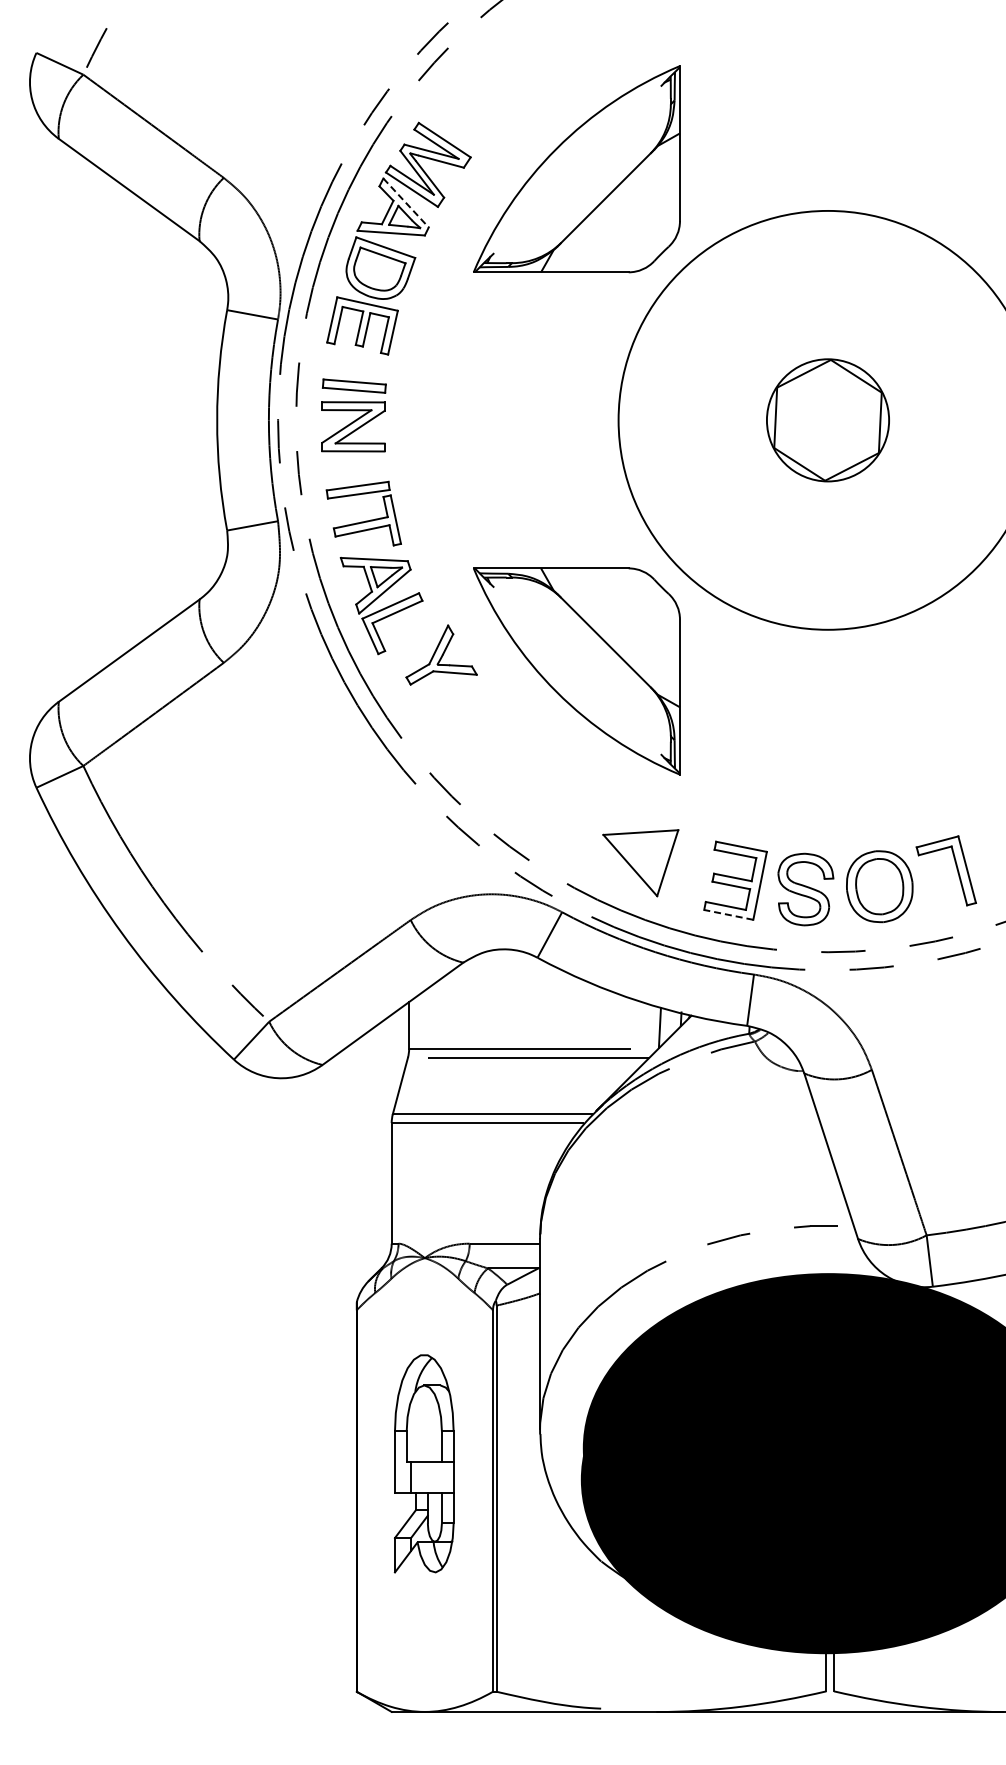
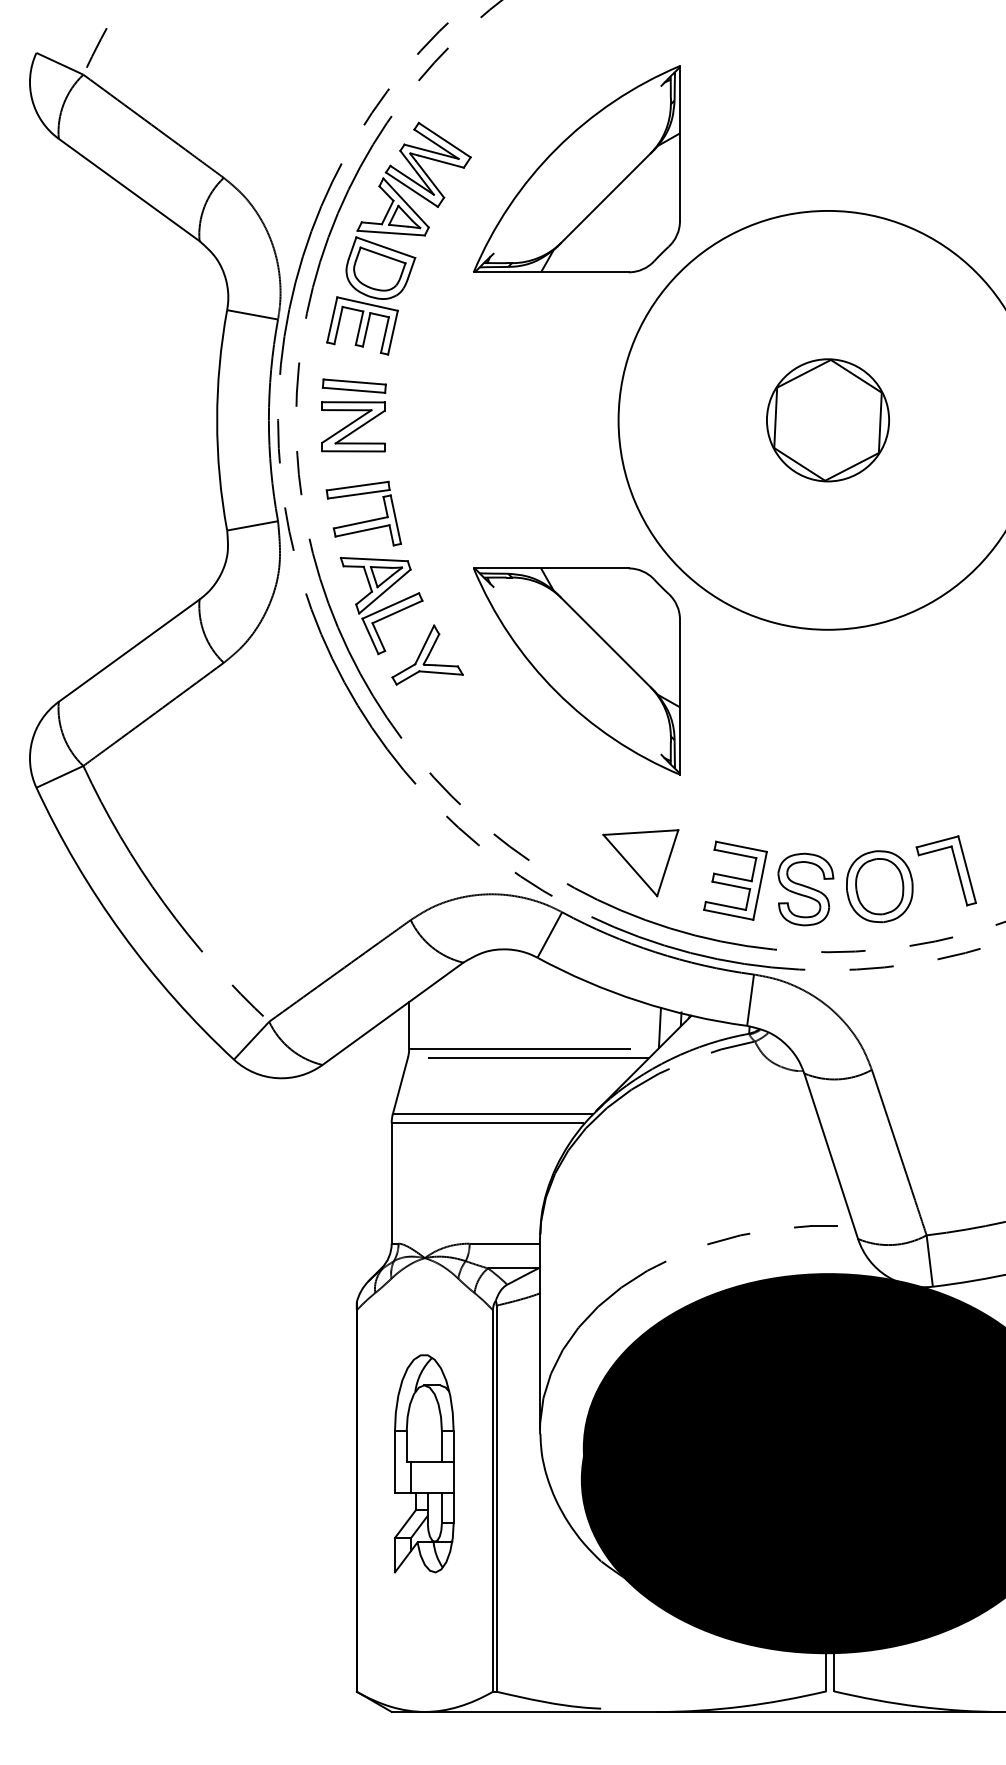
line: dashed -> solid (406, 203)
part position: (441, 654) -> (427, 654) (427, 654)
line: dashed -> solid (728, 914)
